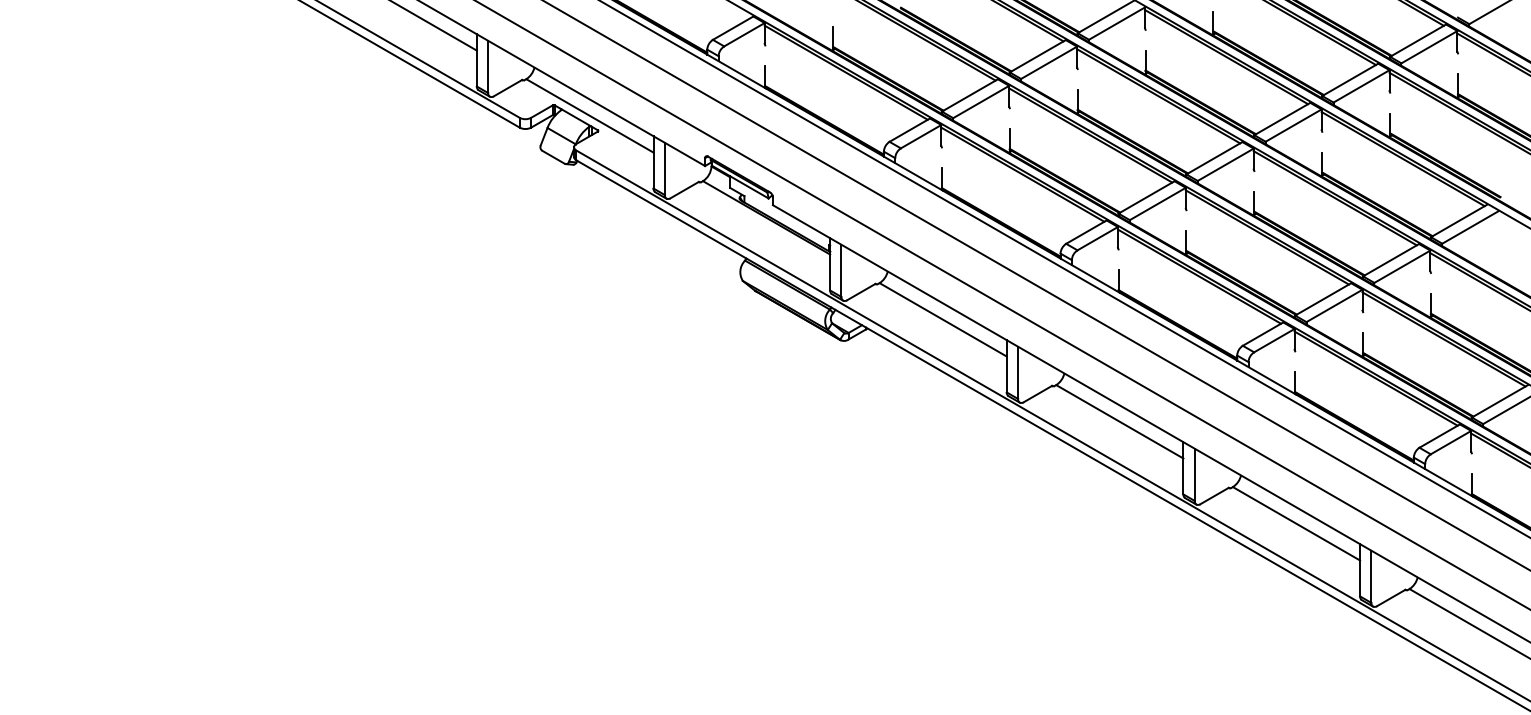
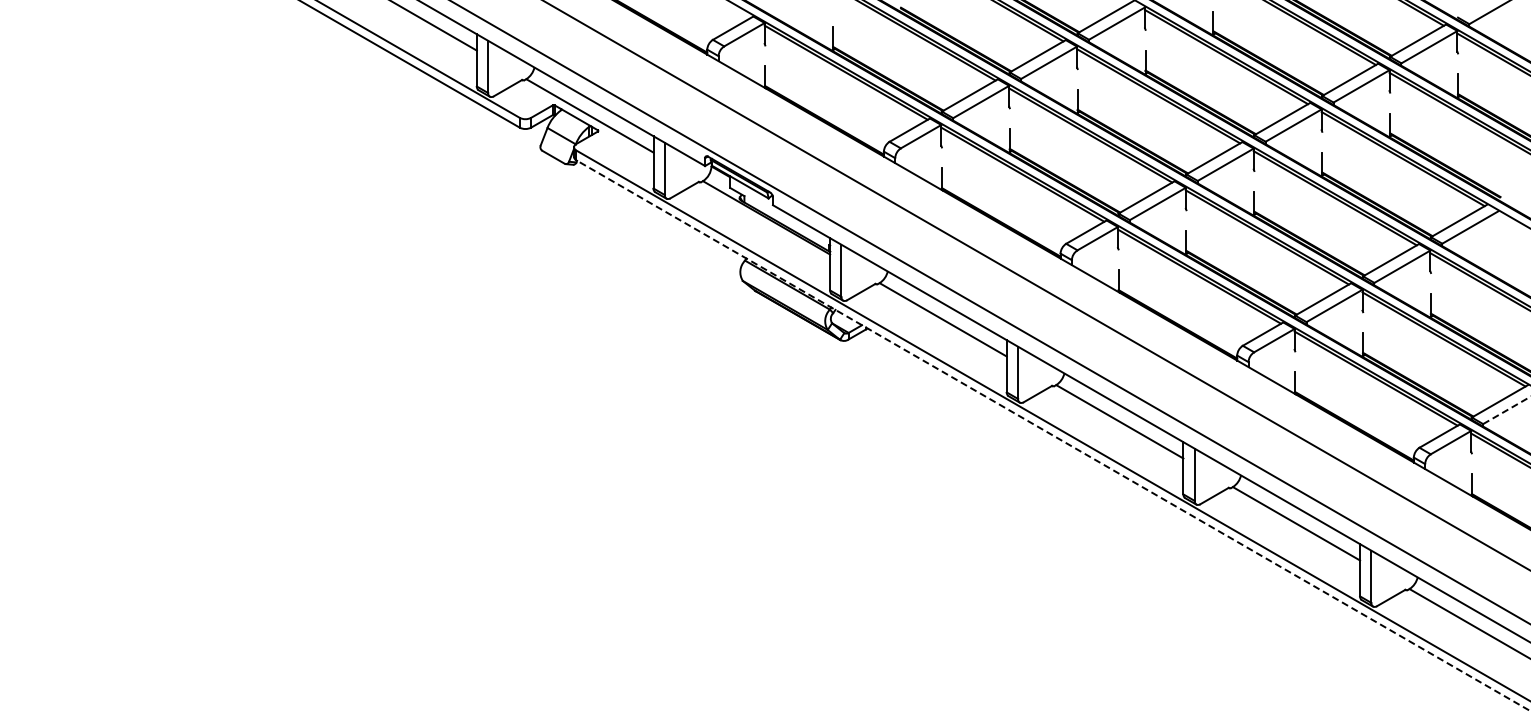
line: present -> none (1064, 269)
line position: (1002, 305) -> (989, 312) (989, 312)
line: solid -> dashed (1507, 410)
line: solid -> dashed (1053, 435)
